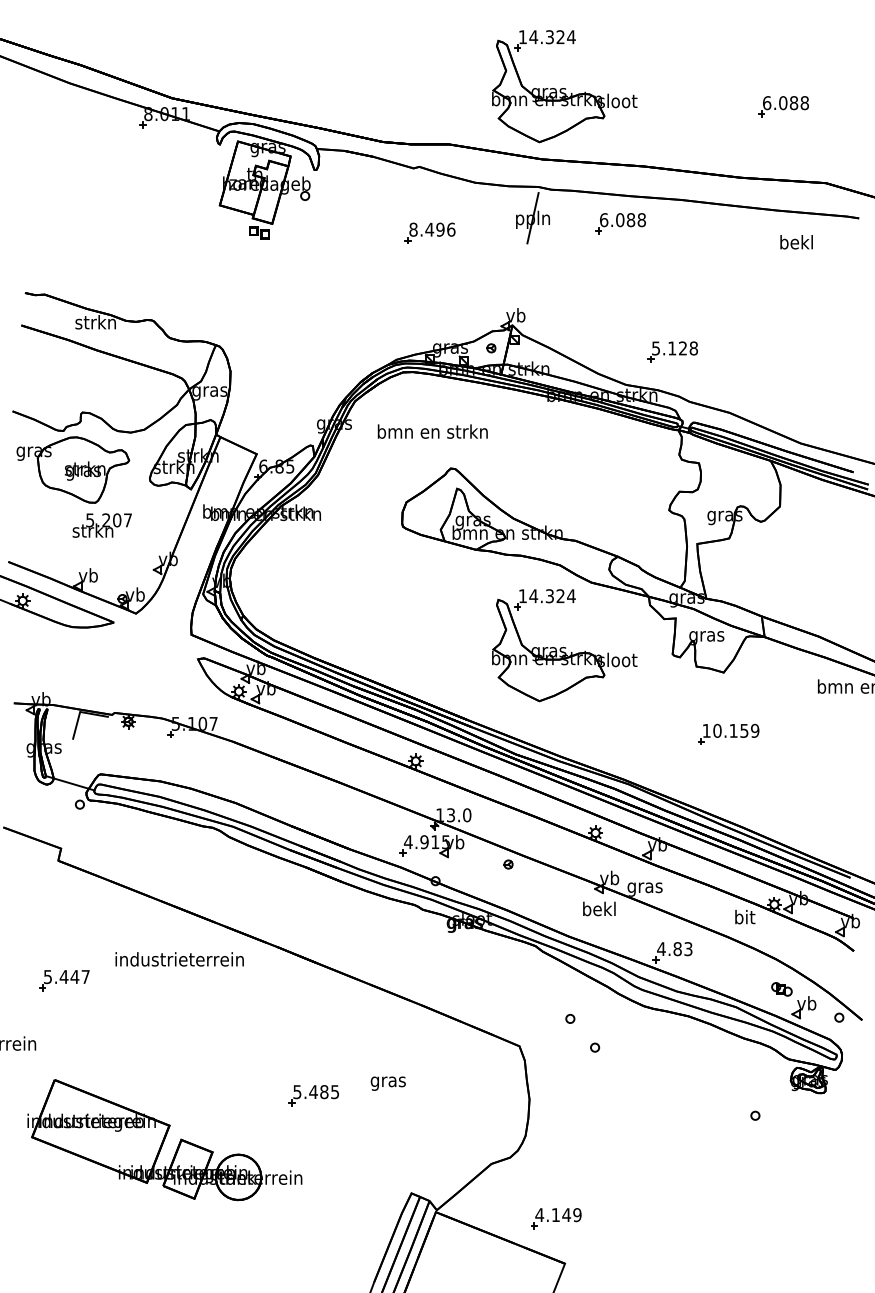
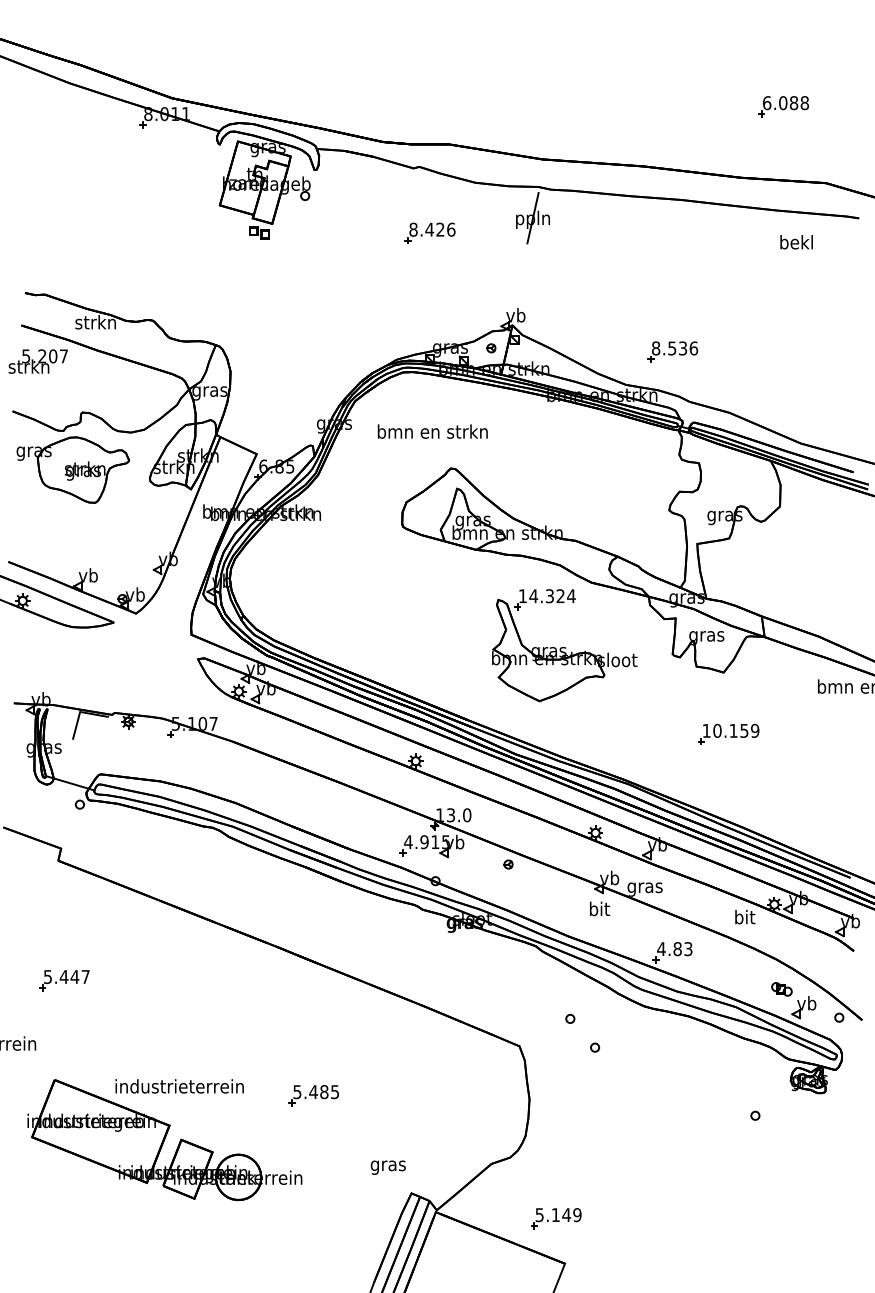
part: present -> none (564, 86)
part: present -> none (620, 223)
text: 8.496 -> 8.426 (440, 229)
text: 5.128 -> 8.536 (675, 348)
text position: (101, 525) -> (37, 361) (37, 361)
text: bekl -> bit (599, 908)
text position: (179, 959) -> (179, 1086) (179, 1086)
text position: (387, 1083) -> (387, 1167) (387, 1167)
text: 4.149 -> 5.149 (539, 1215)
